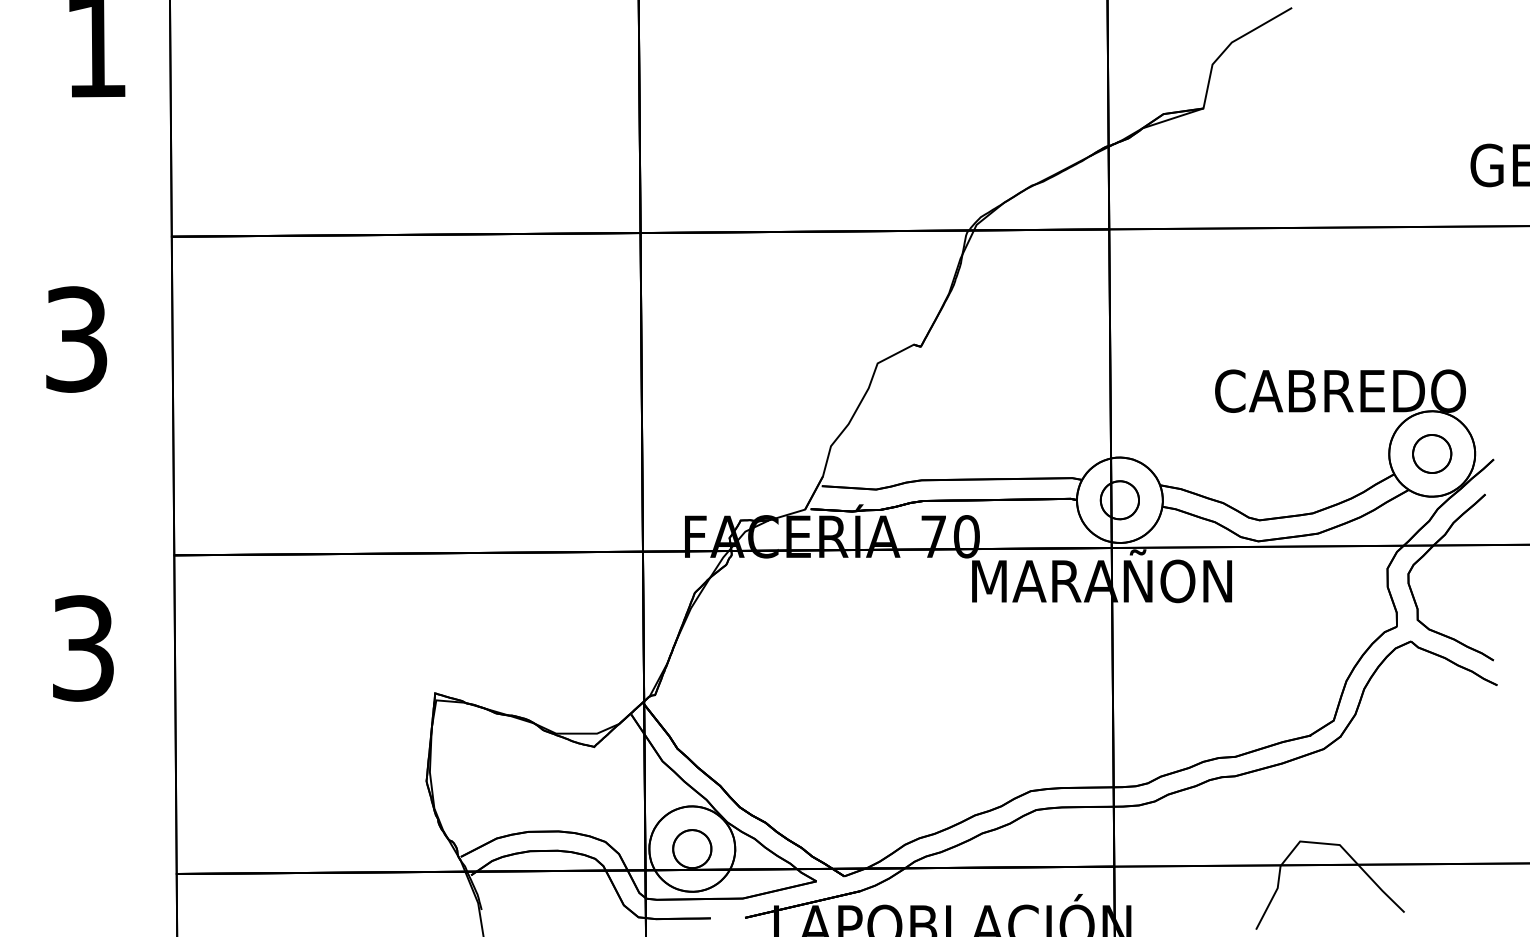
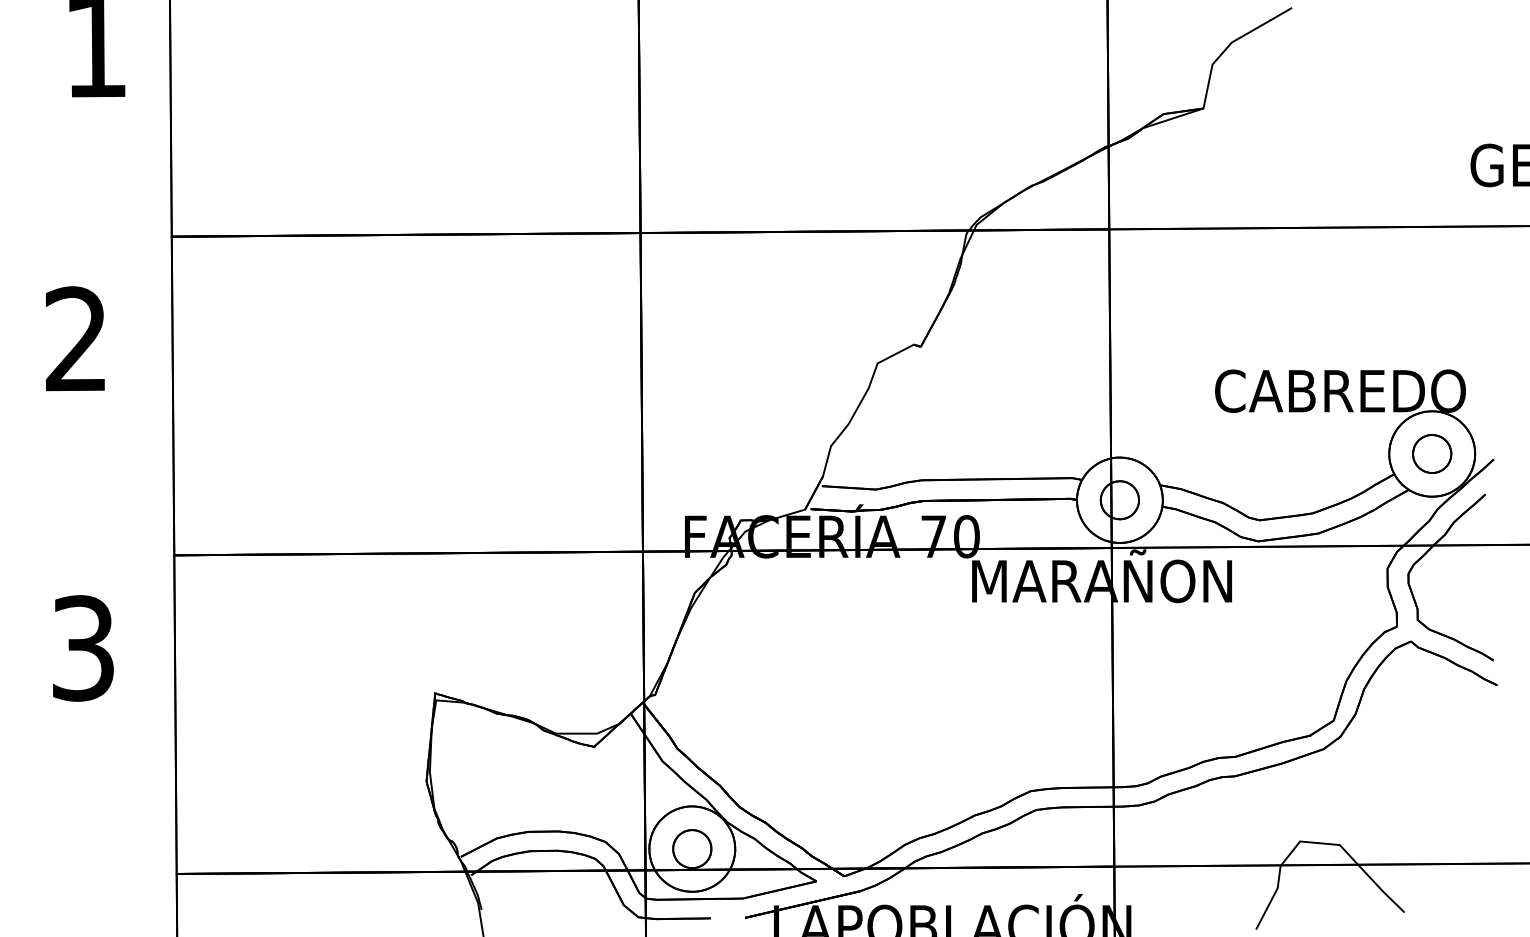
text: 3 -> 2 (76, 339)
